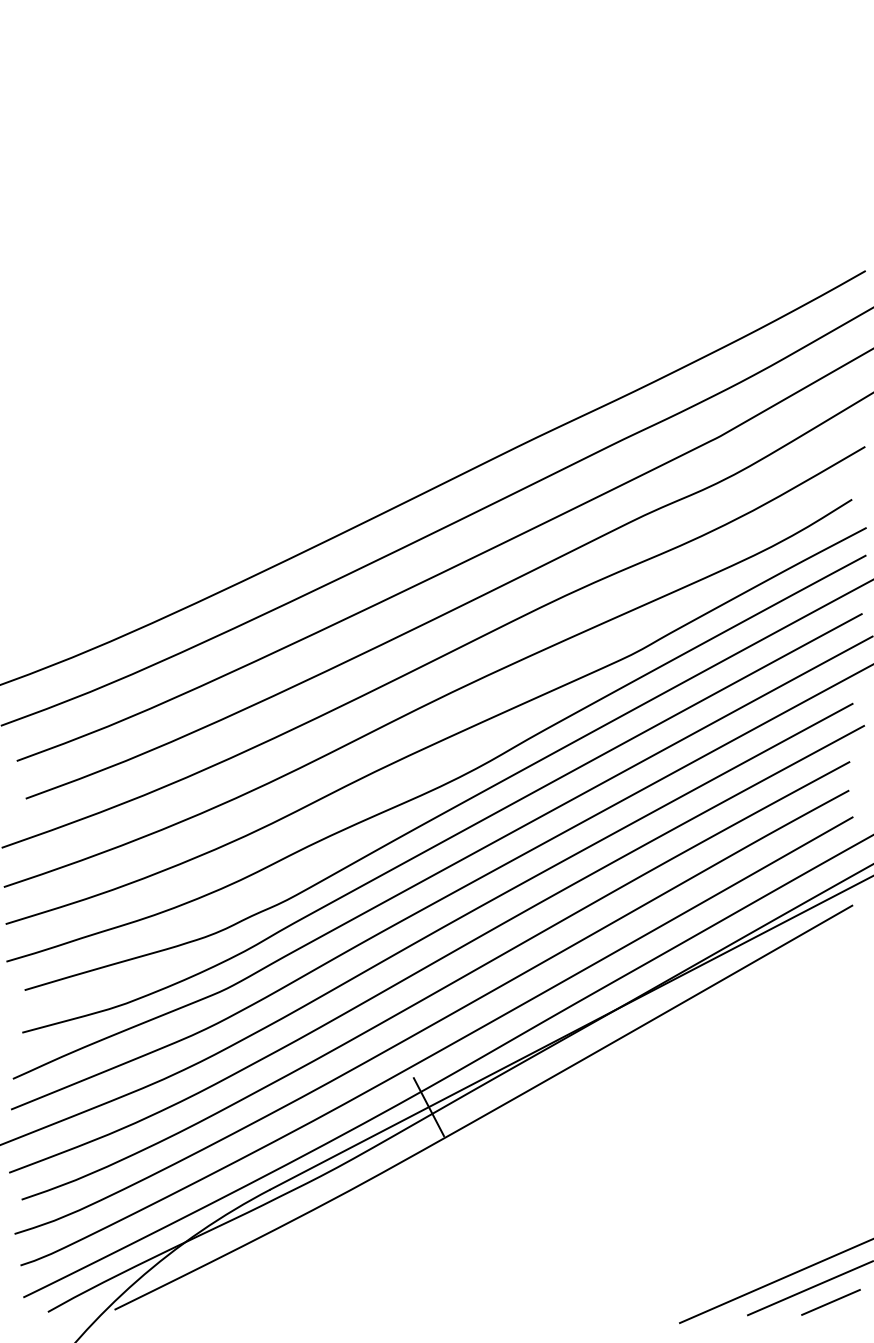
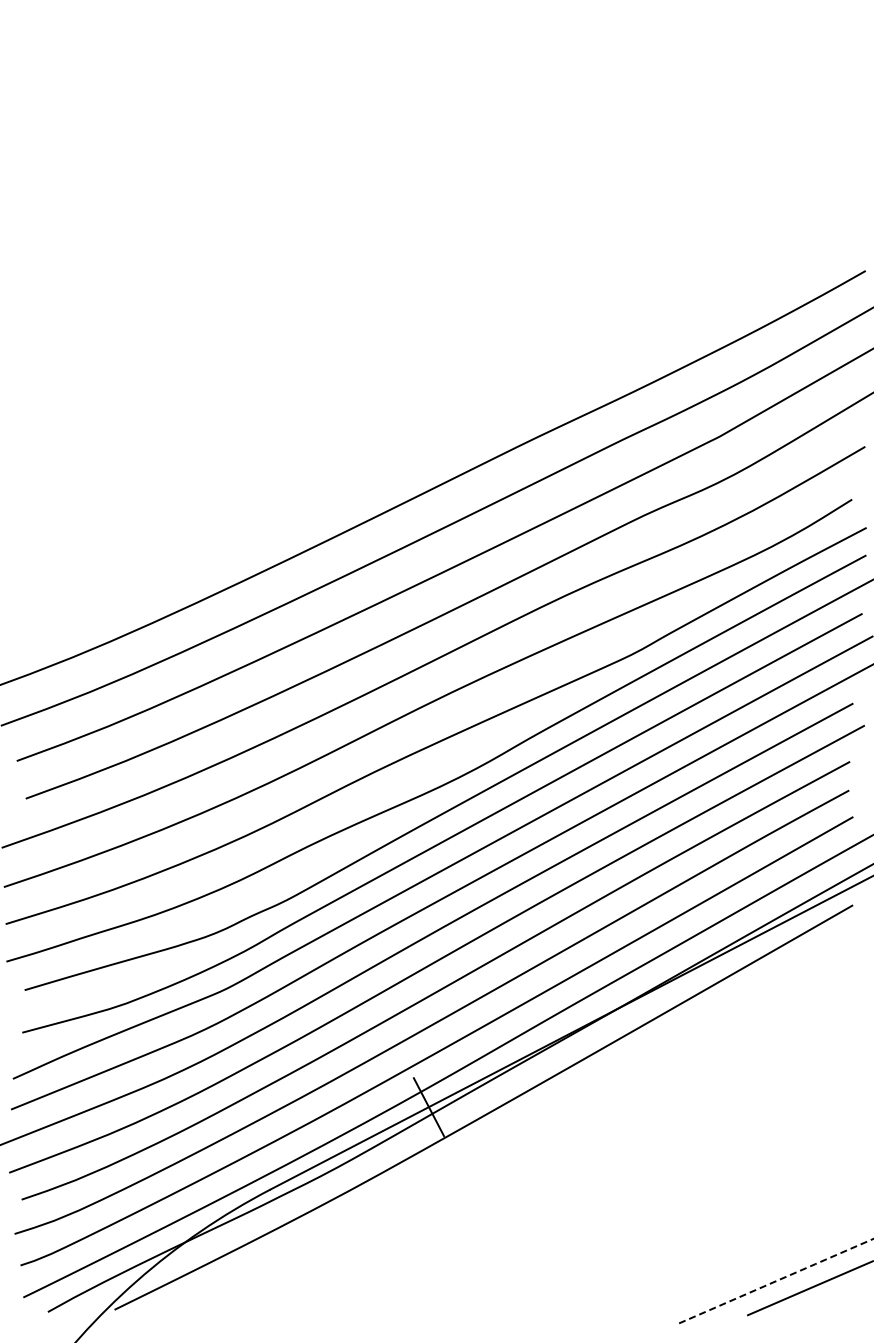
line: solid -> dashed (776, 1281)
line: present -> none (830, 1302)
